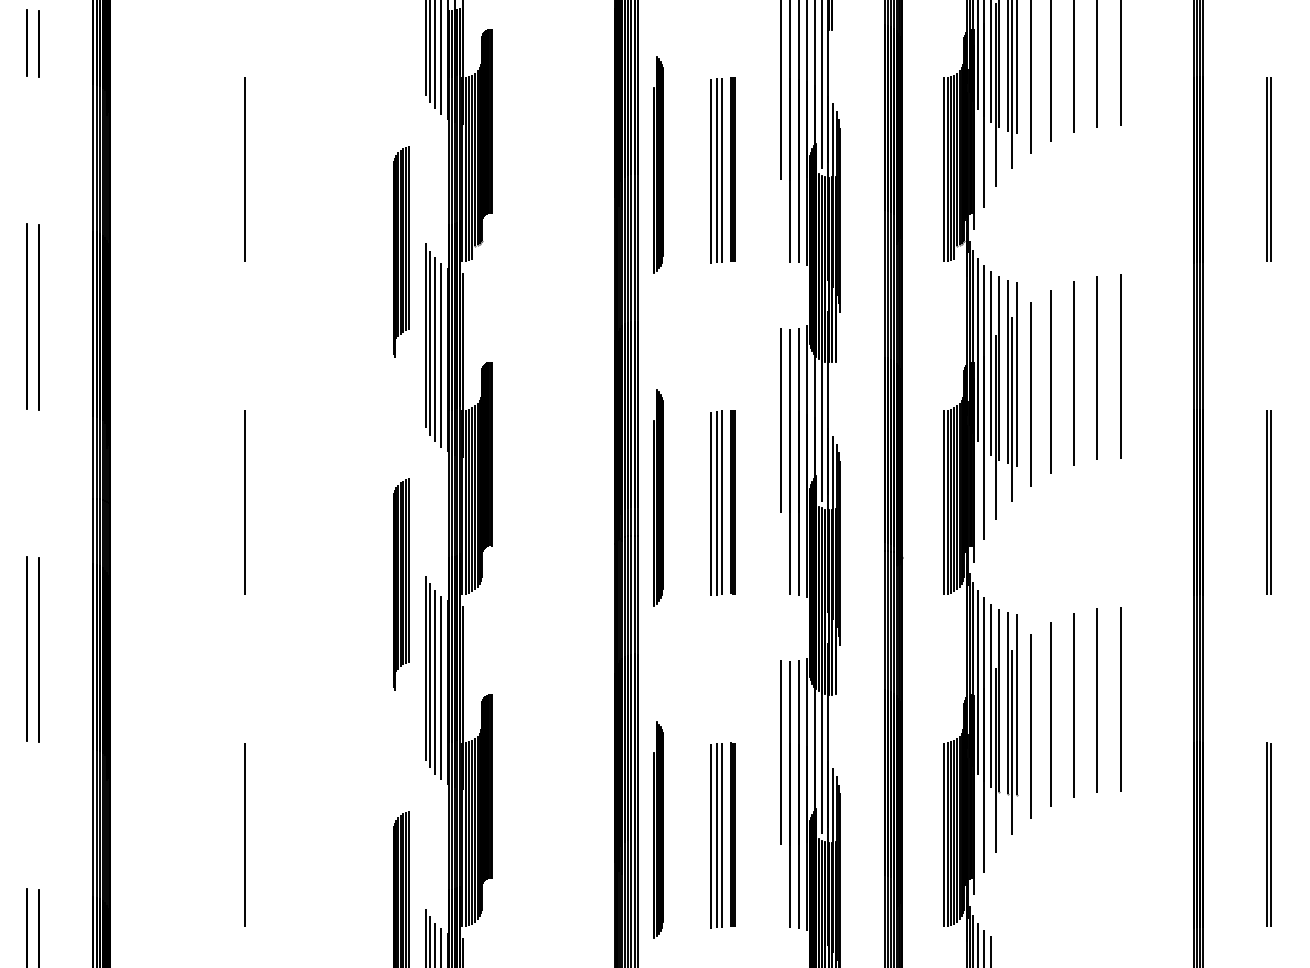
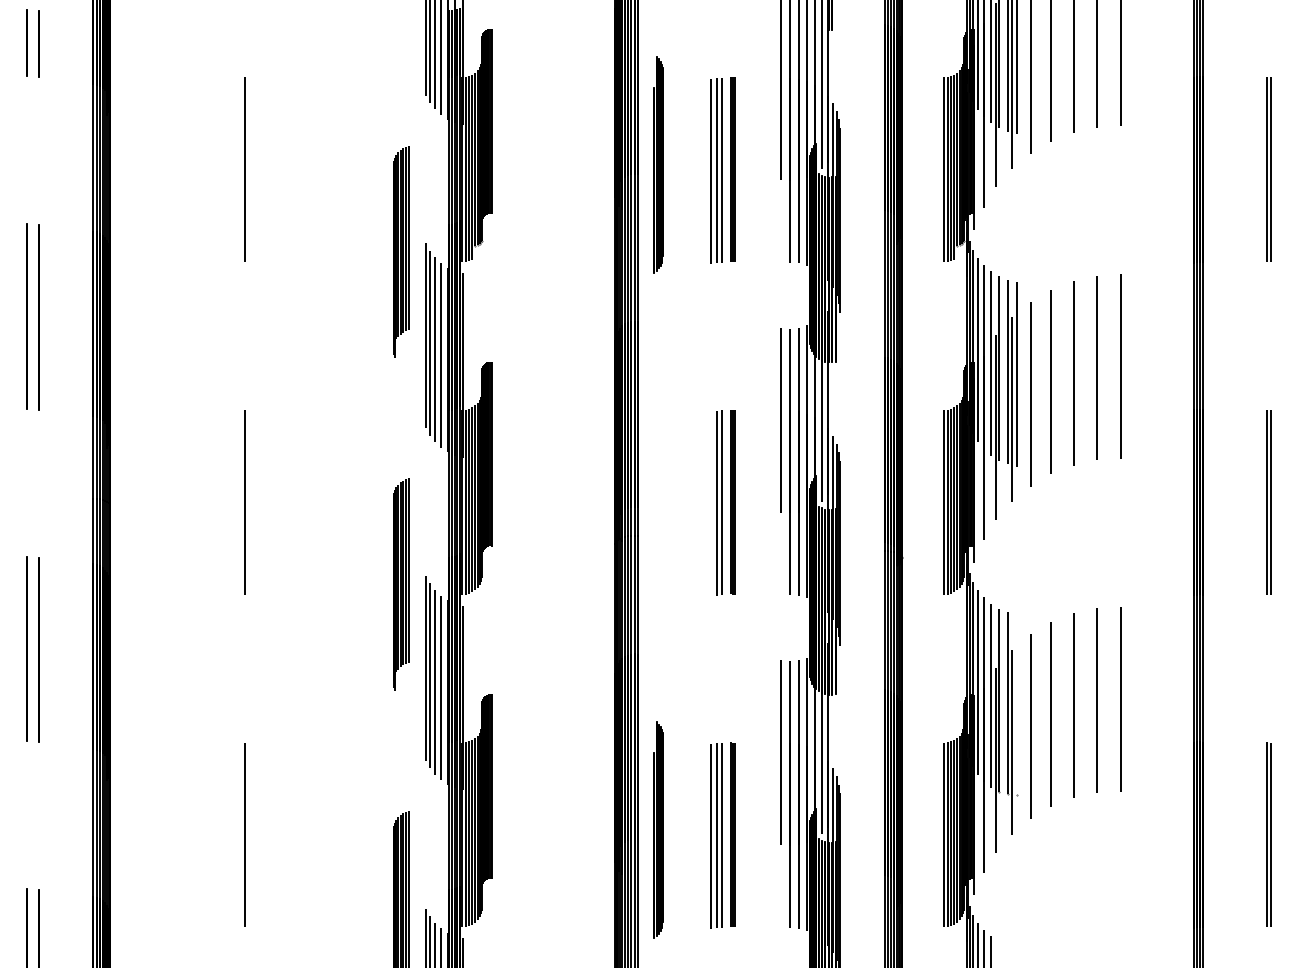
part: present -> none (658, 497)
line: present -> none (711, 503)
line: present -> none (1017, 704)
